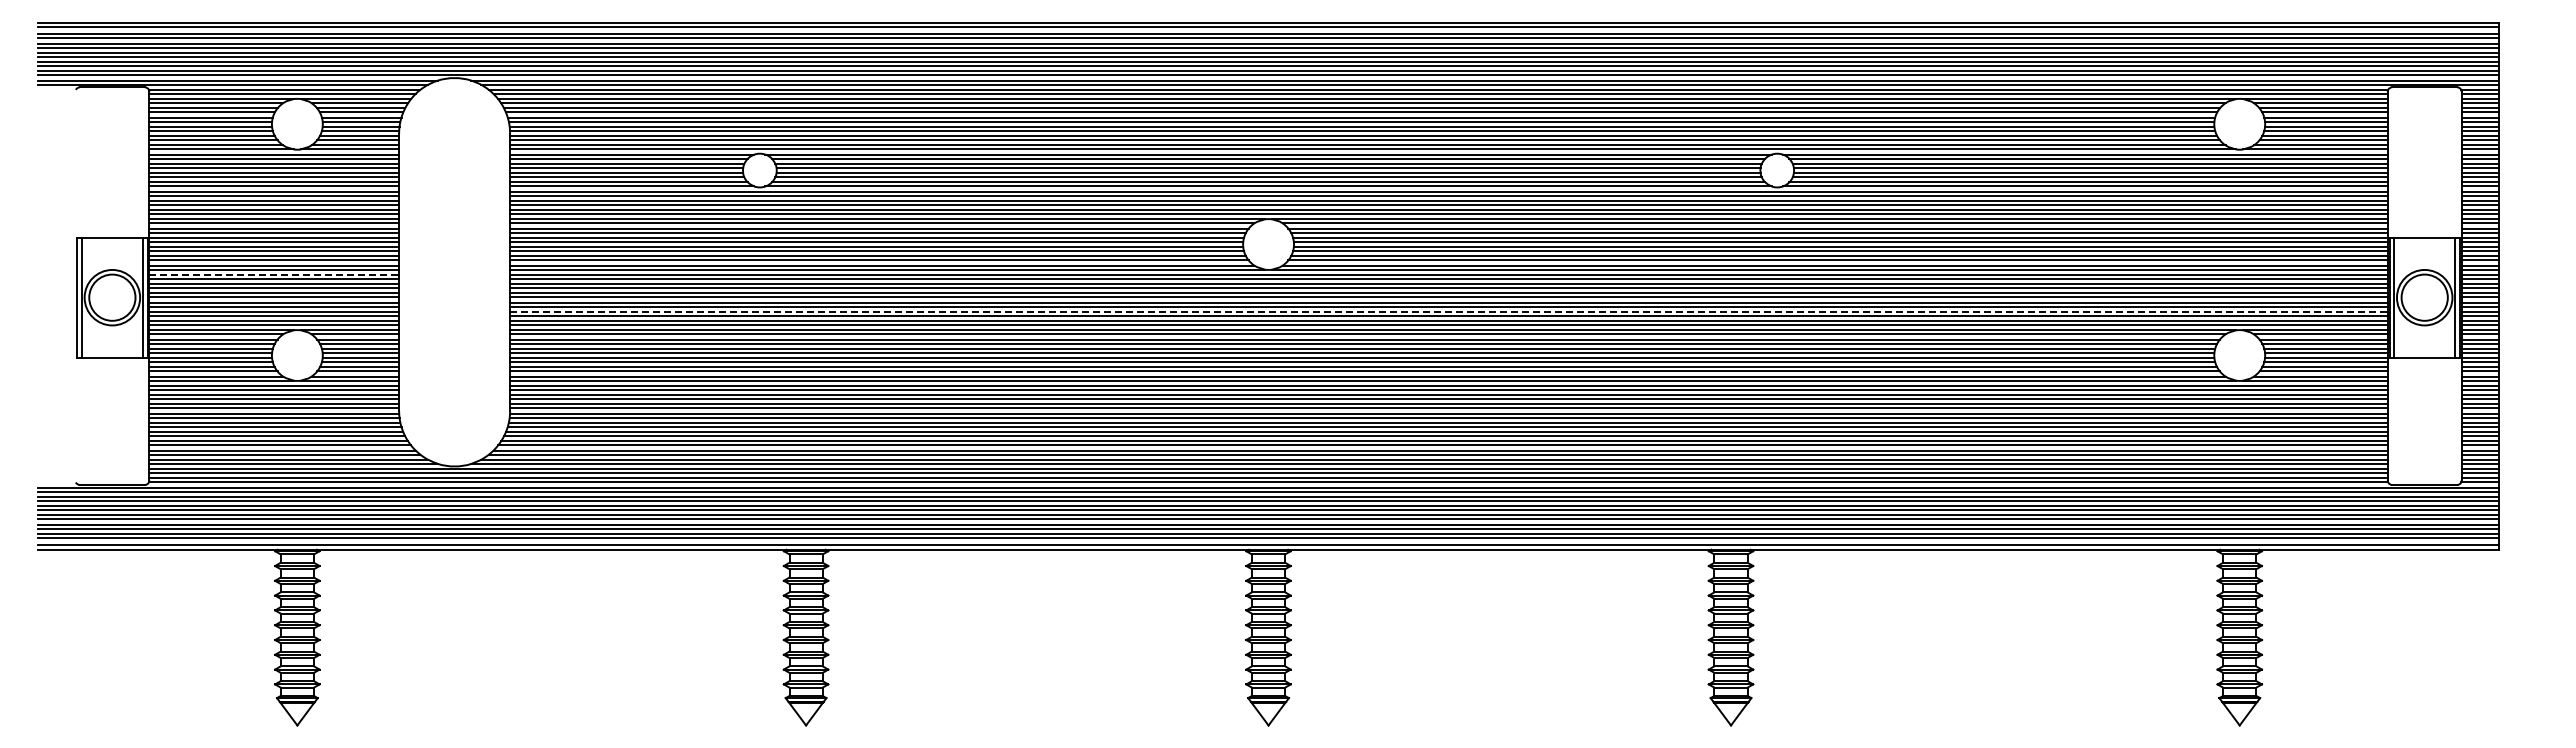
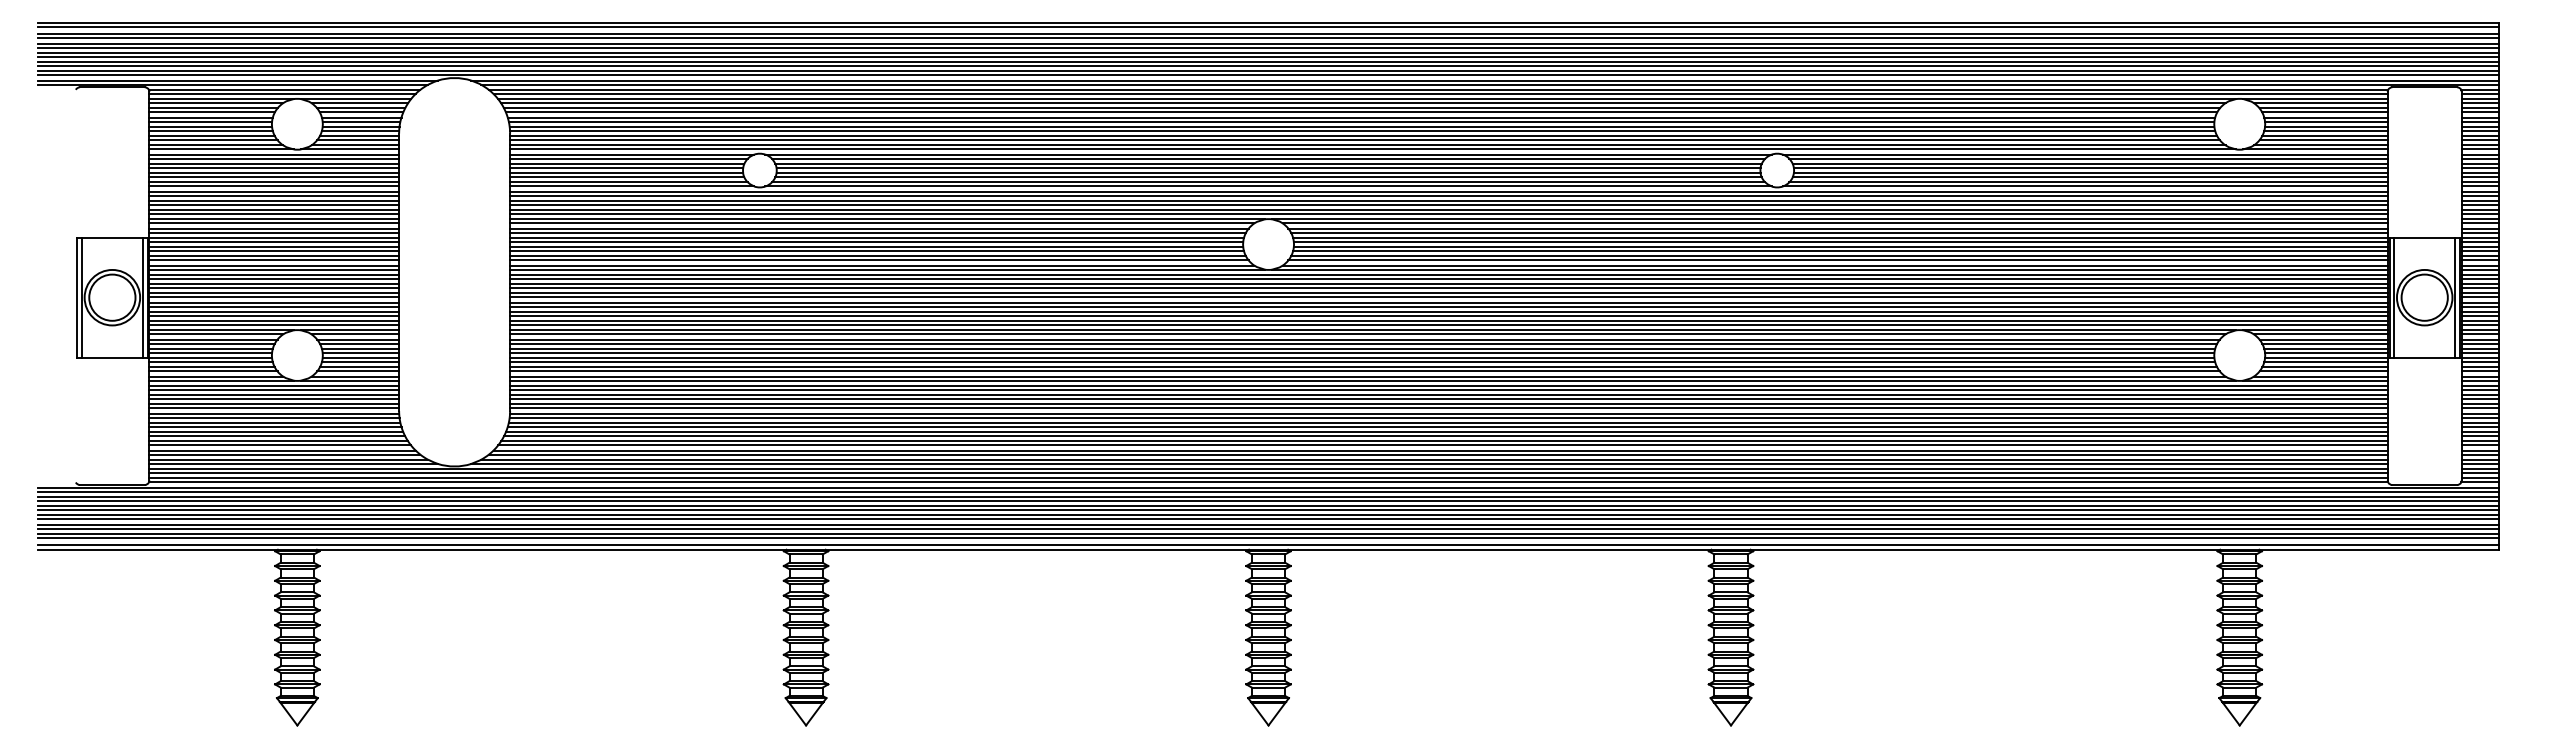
line: dashed -> solid (274, 274)
line: dashed -> solid (1448, 311)
